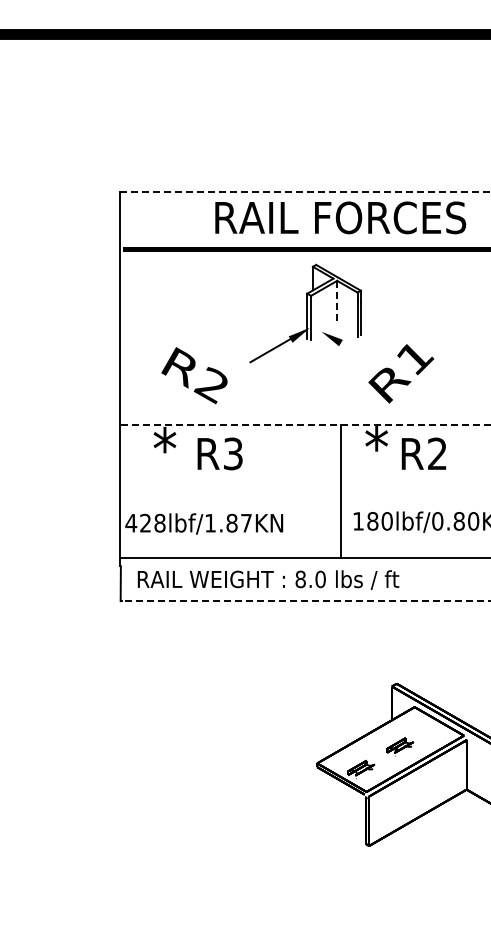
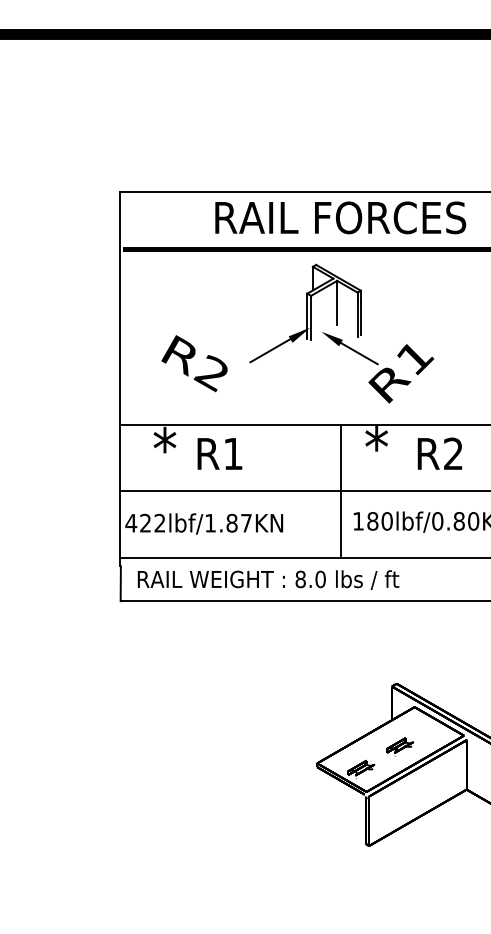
line: dashed -> solid (305, 191)
line: dashed -> solid (337, 303)
line: none -> present (359, 353)
text position: (194, 375) -> (194, 363) (194, 363)
line: dashed -> solid (305, 424)
text: R3 -> R1 (233, 453)
text position: (423, 453) -> (439, 453) (439, 453)
line: none -> present (303, 490)
text: 428lbf/1.87KN -> 422lbf/1.87KN (159, 522)
line: dashed -> solid (305, 601)
